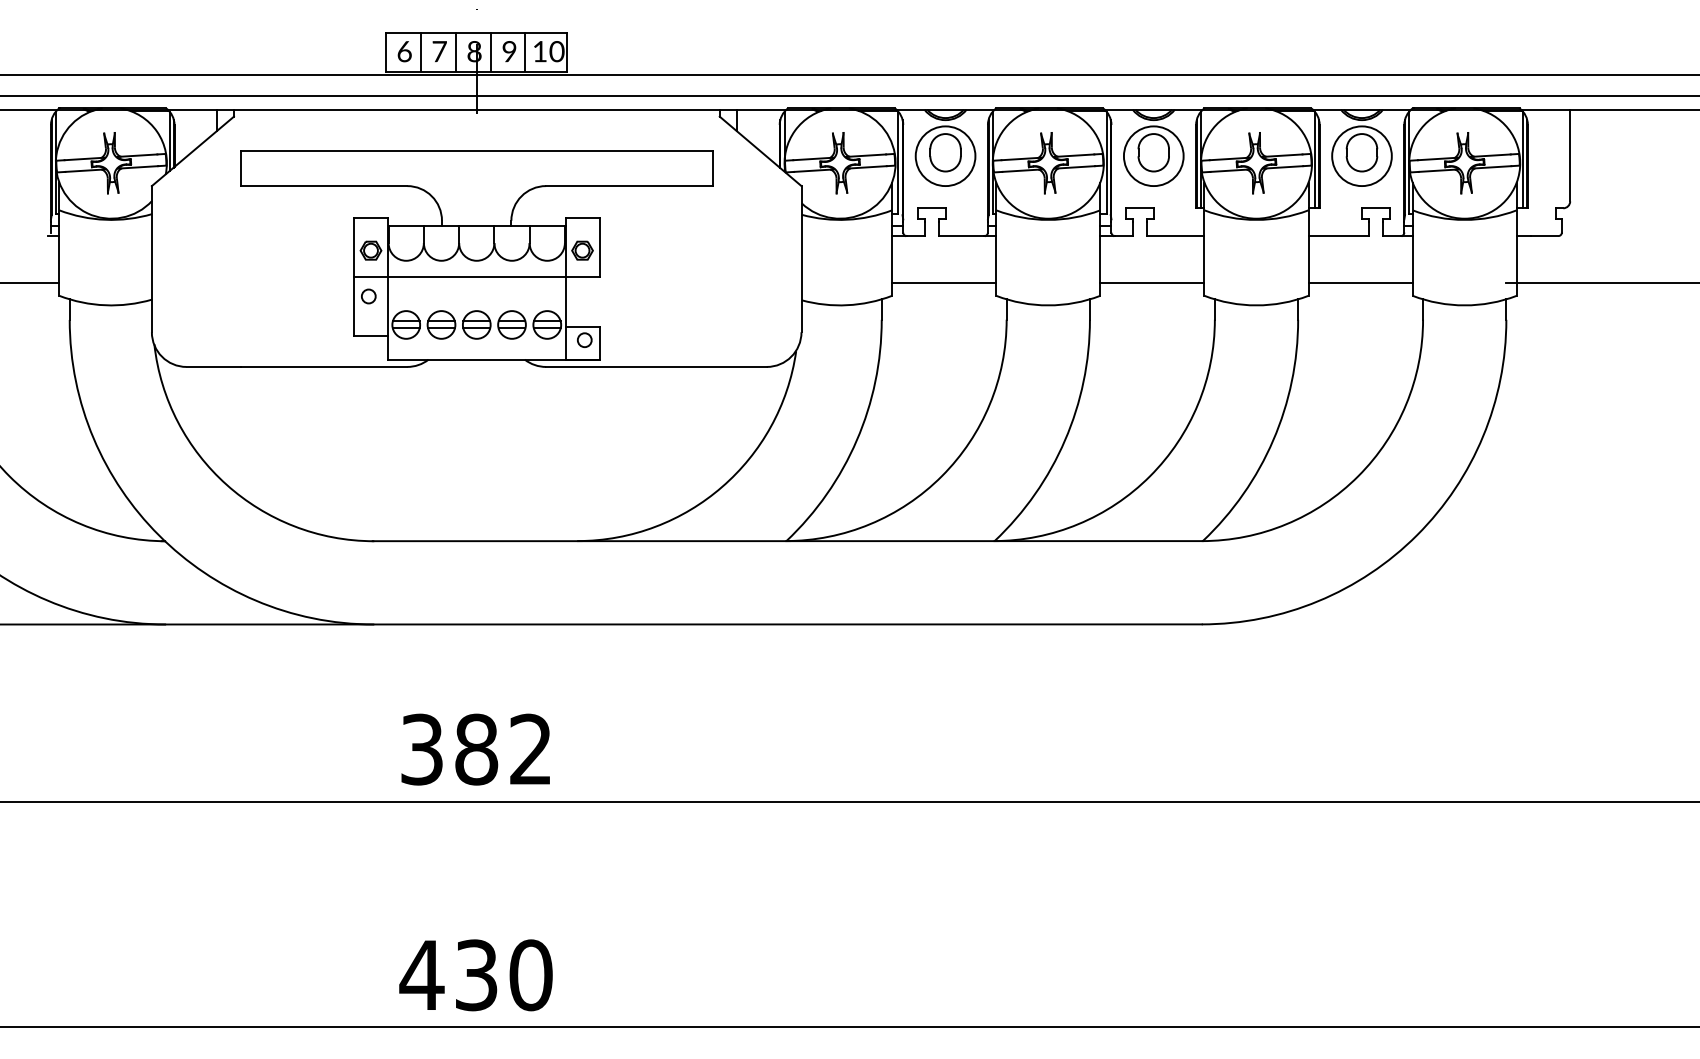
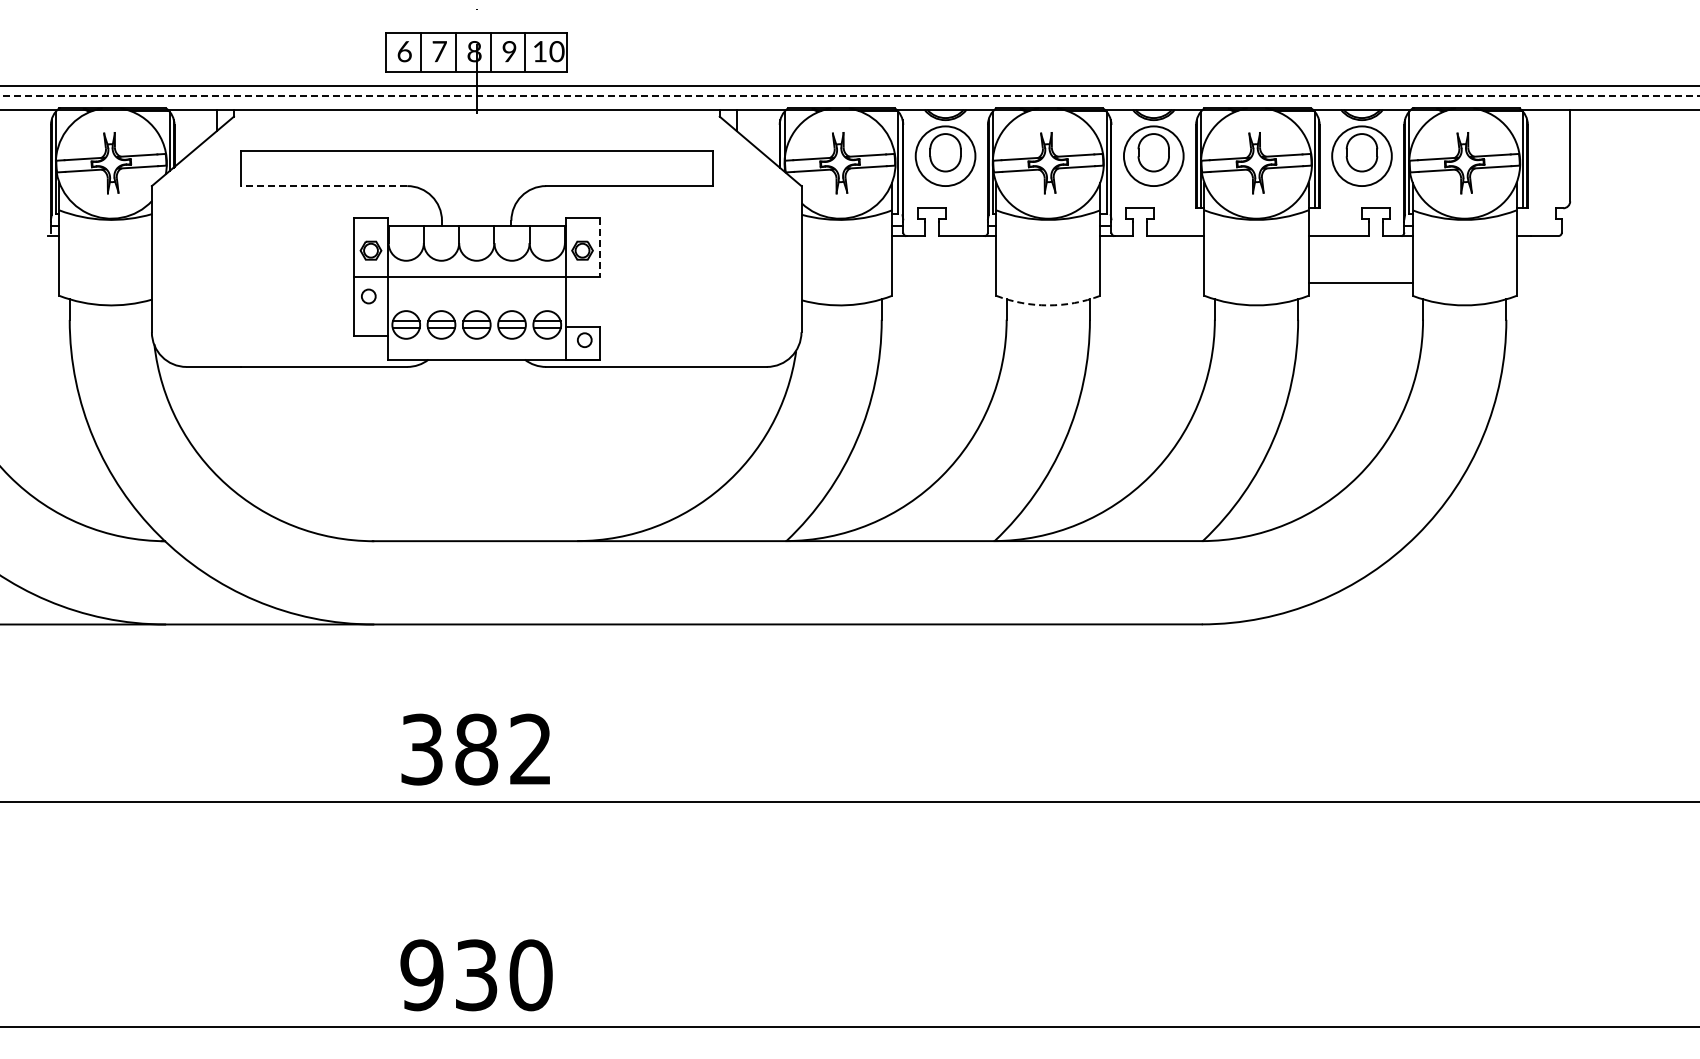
line position: (849, 75) -> (849, 86) (849, 86)
line: solid -> dashed (850, 95)
line: solid -> dashed (323, 186)
line: solid -> dashed (599, 248)
line: present -> none (30, 283)
line: present -> none (944, 283)
line: present -> none (1152, 283)
line: present -> none (1601, 283)
arc: solid -> dashed (1048, 305)
text: 430 -> 930 (421, 975)
